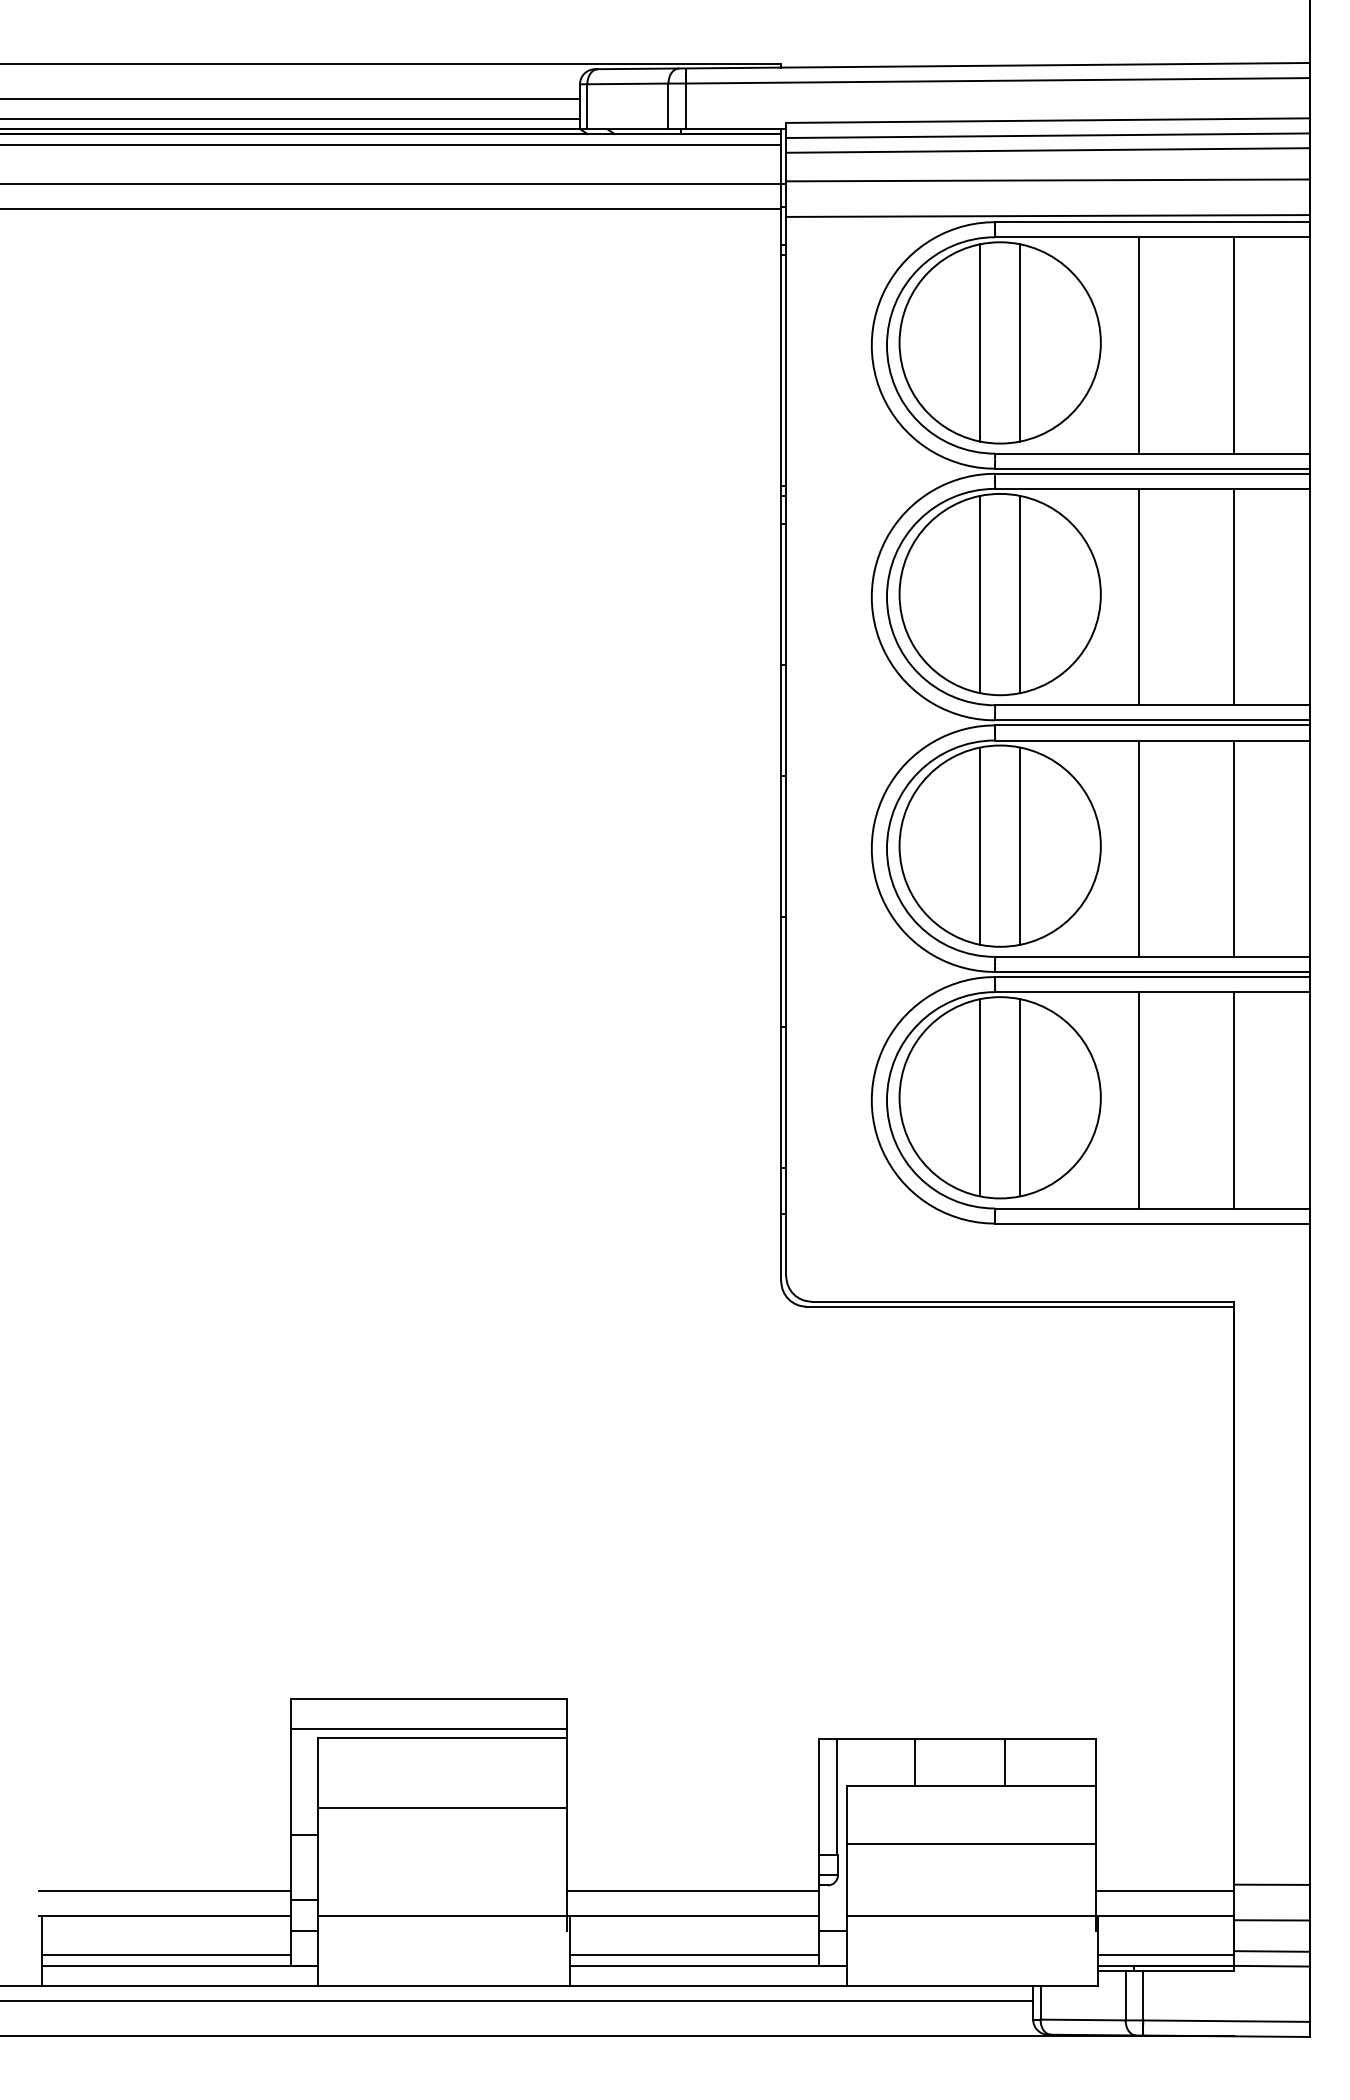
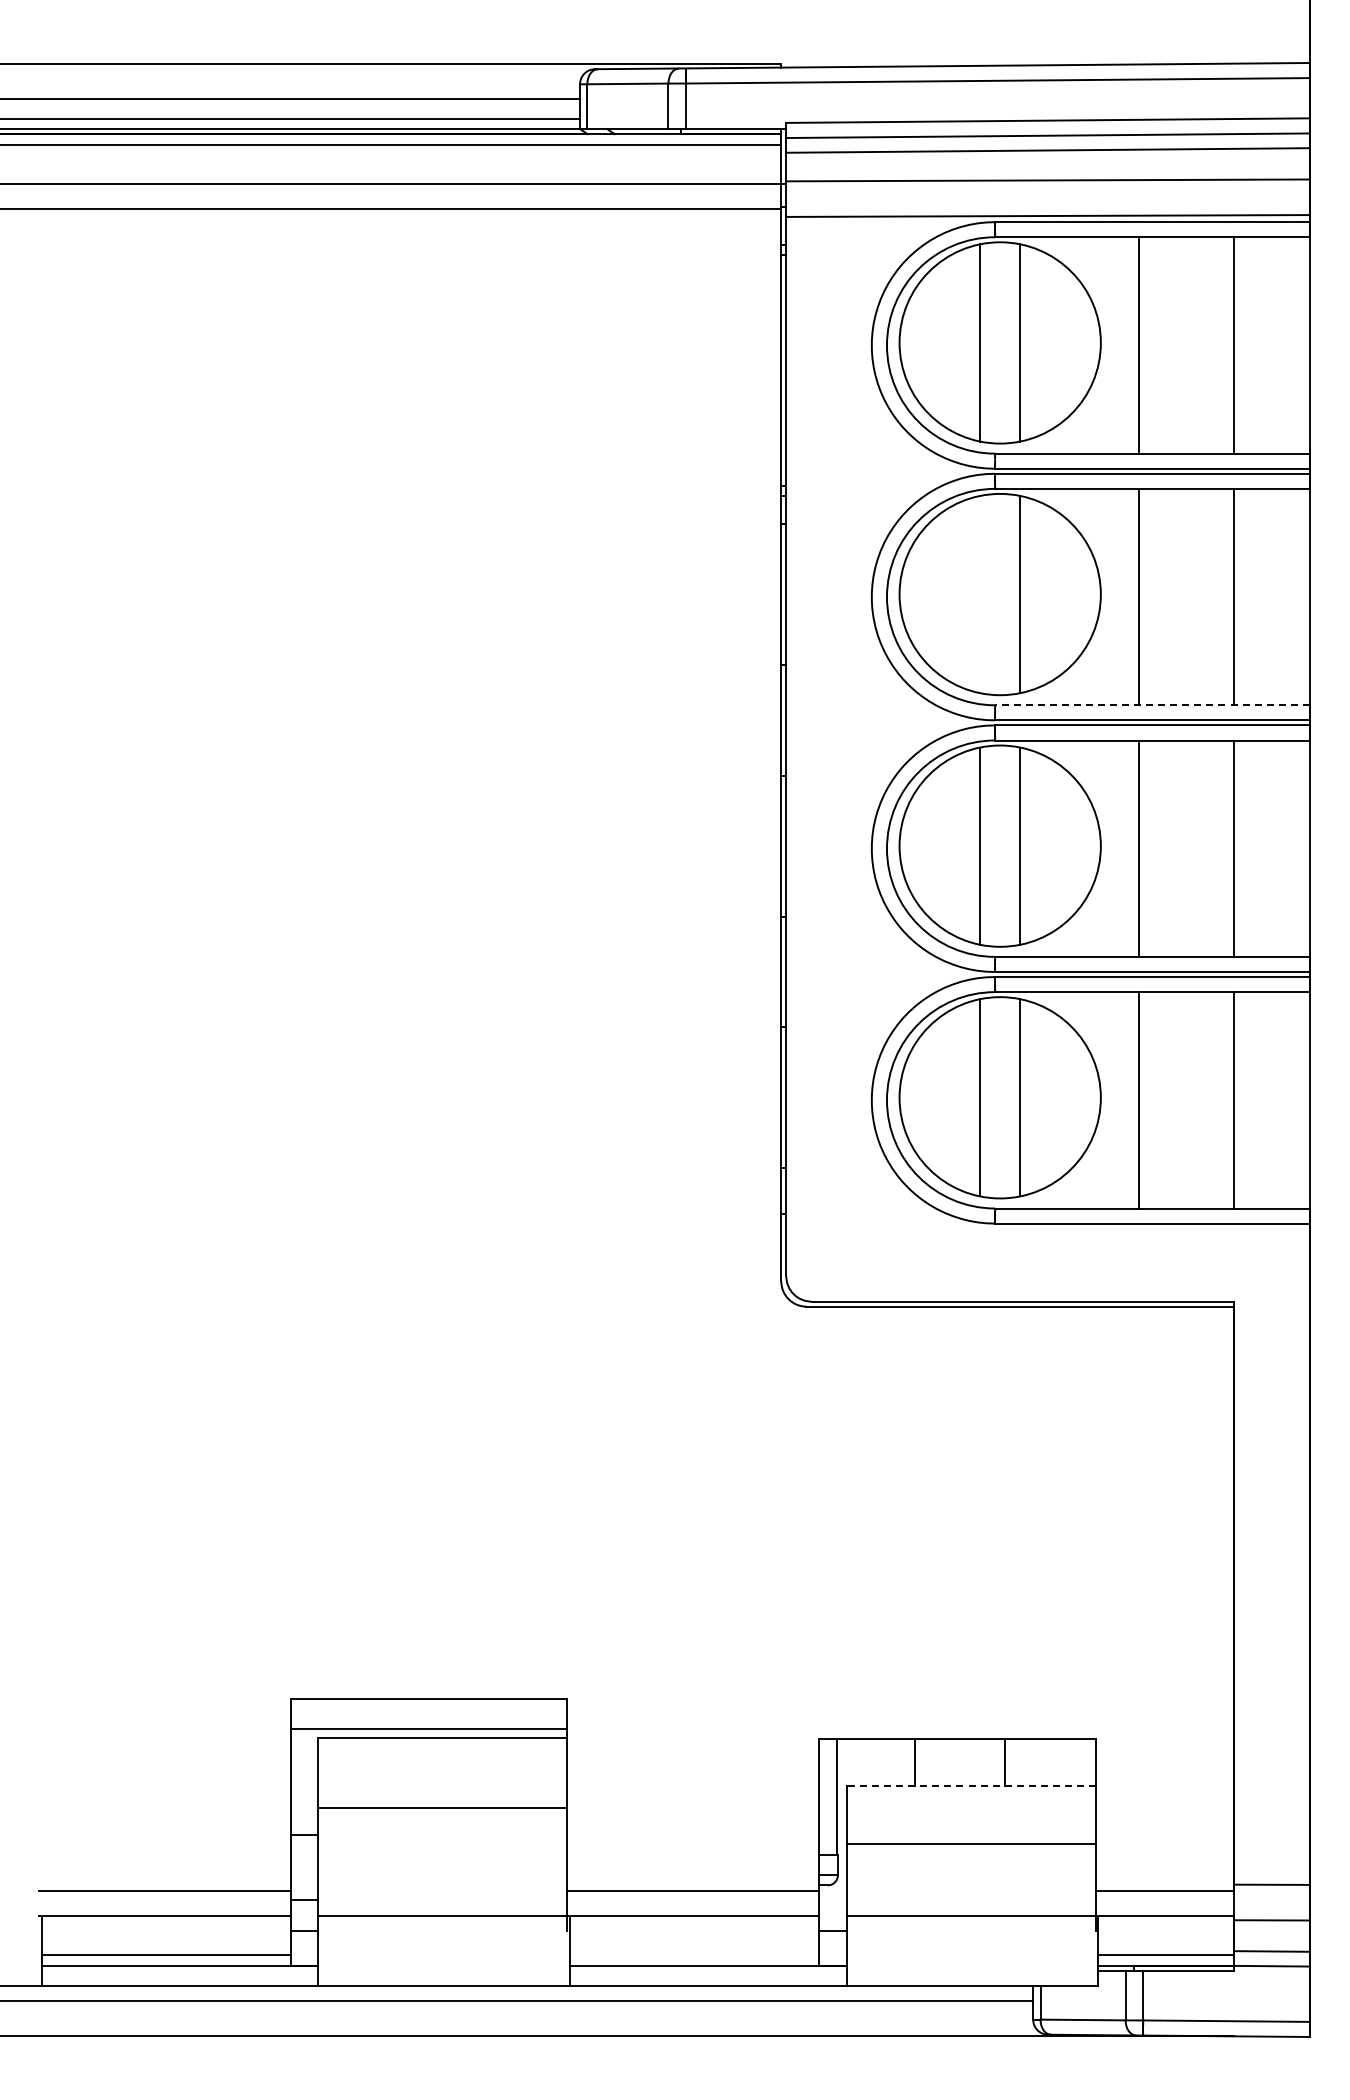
line: present -> none (980, 594)
line: solid -> dashed (1151, 705)
line: solid -> dashed (971, 1786)
line: present -> none (694, 1955)
